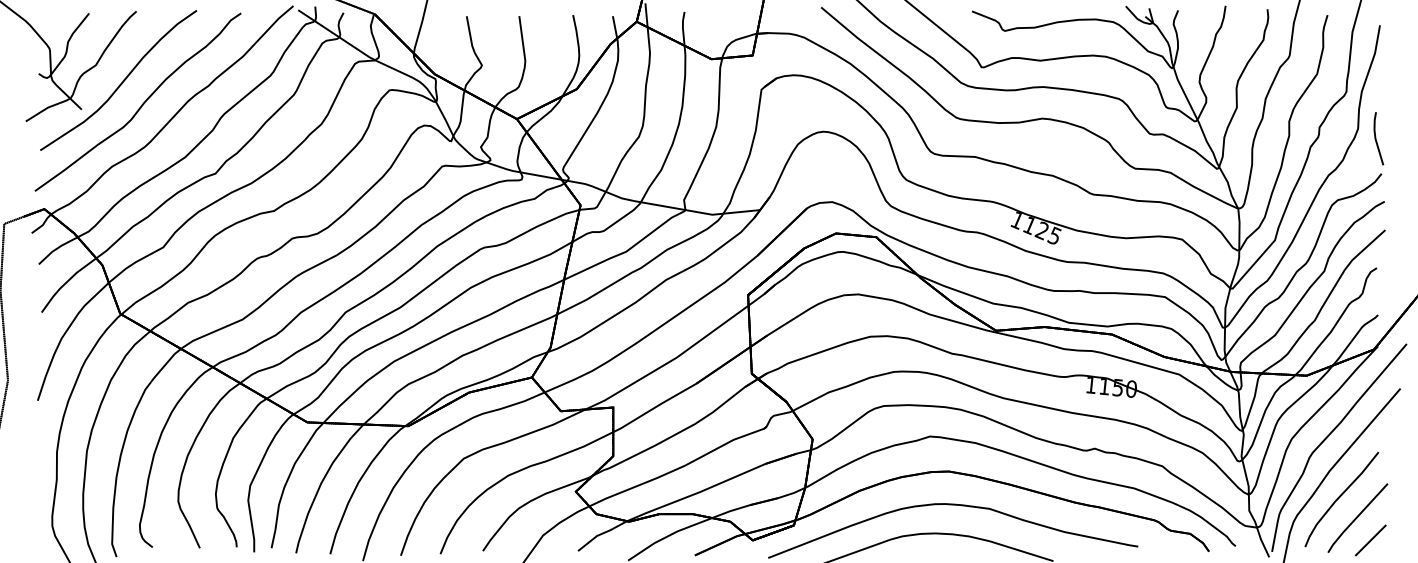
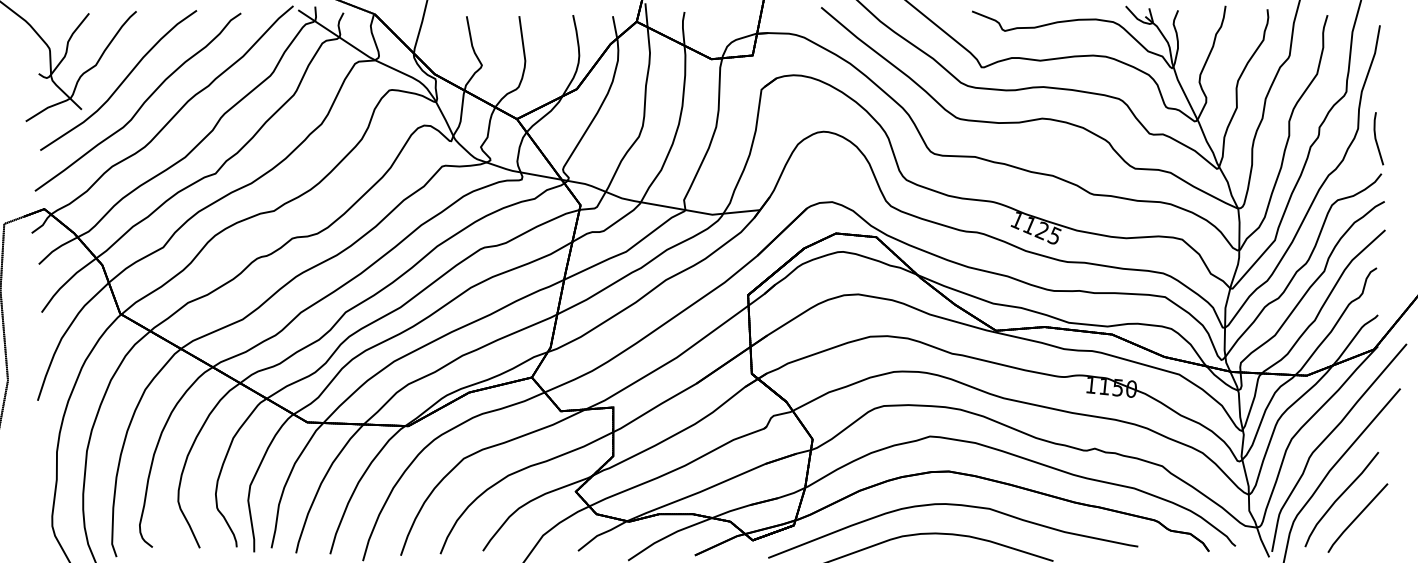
line: present -> none (1370, 540)
